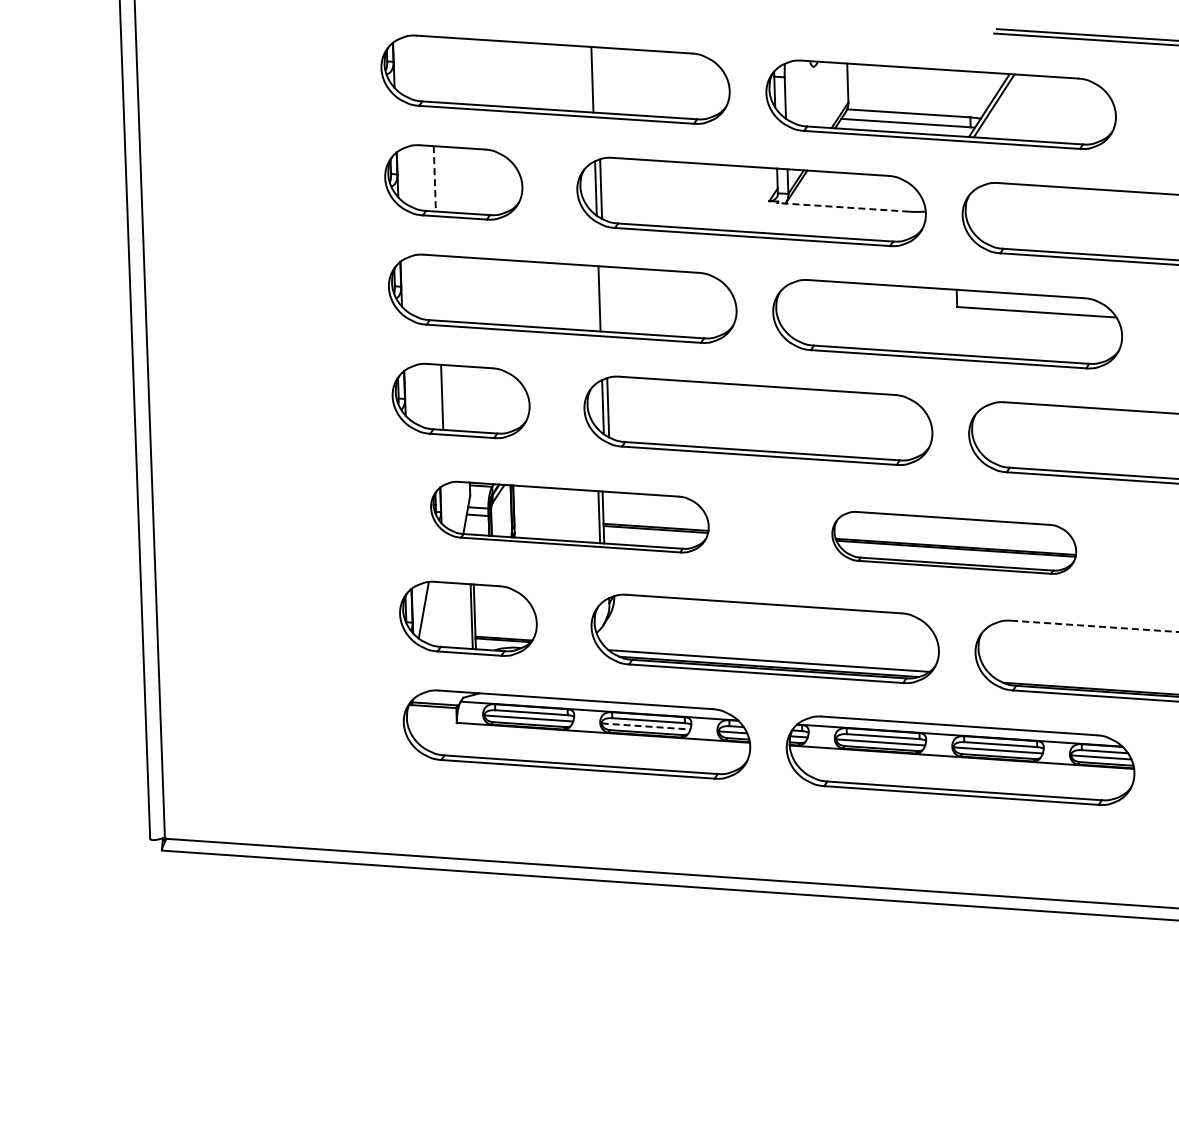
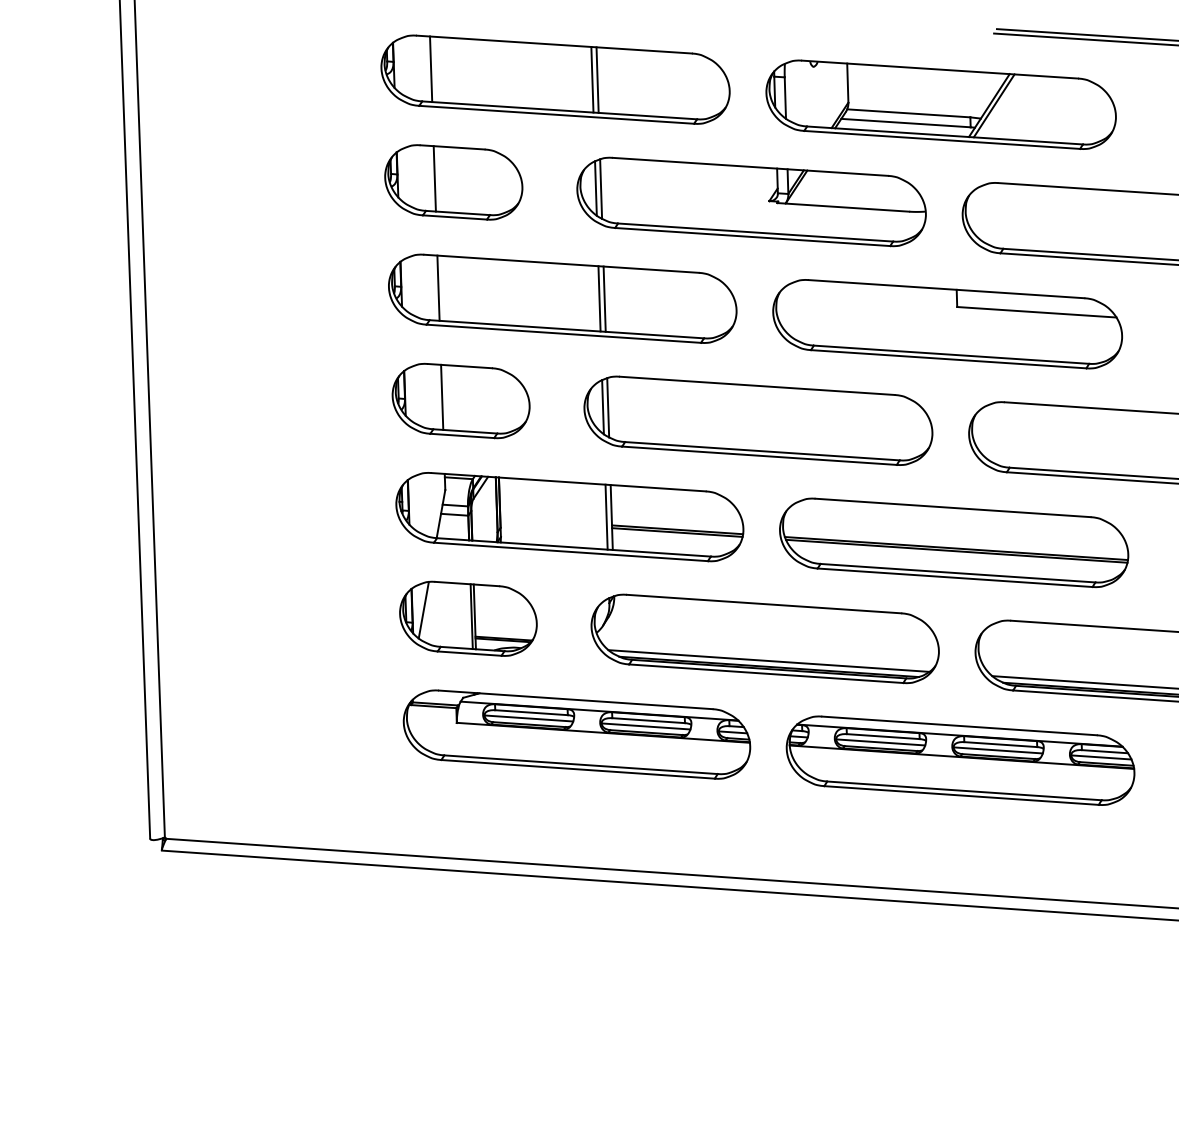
line: none -> present (431, 69)
line: none -> present (597, 79)
line: dashed -> solid (434, 178)
line: dashed -> solid (842, 207)
line: none -> present (438, 287)
line: none -> present (604, 298)
part size: 280x74 px -> 350x91 px (569, 517)
part size: 247x64 px -> 351x92 px (954, 542)
line: dashed -> solid (1094, 626)
line: none -> present (1083, 682)
line: dashed -> solid (646, 726)
